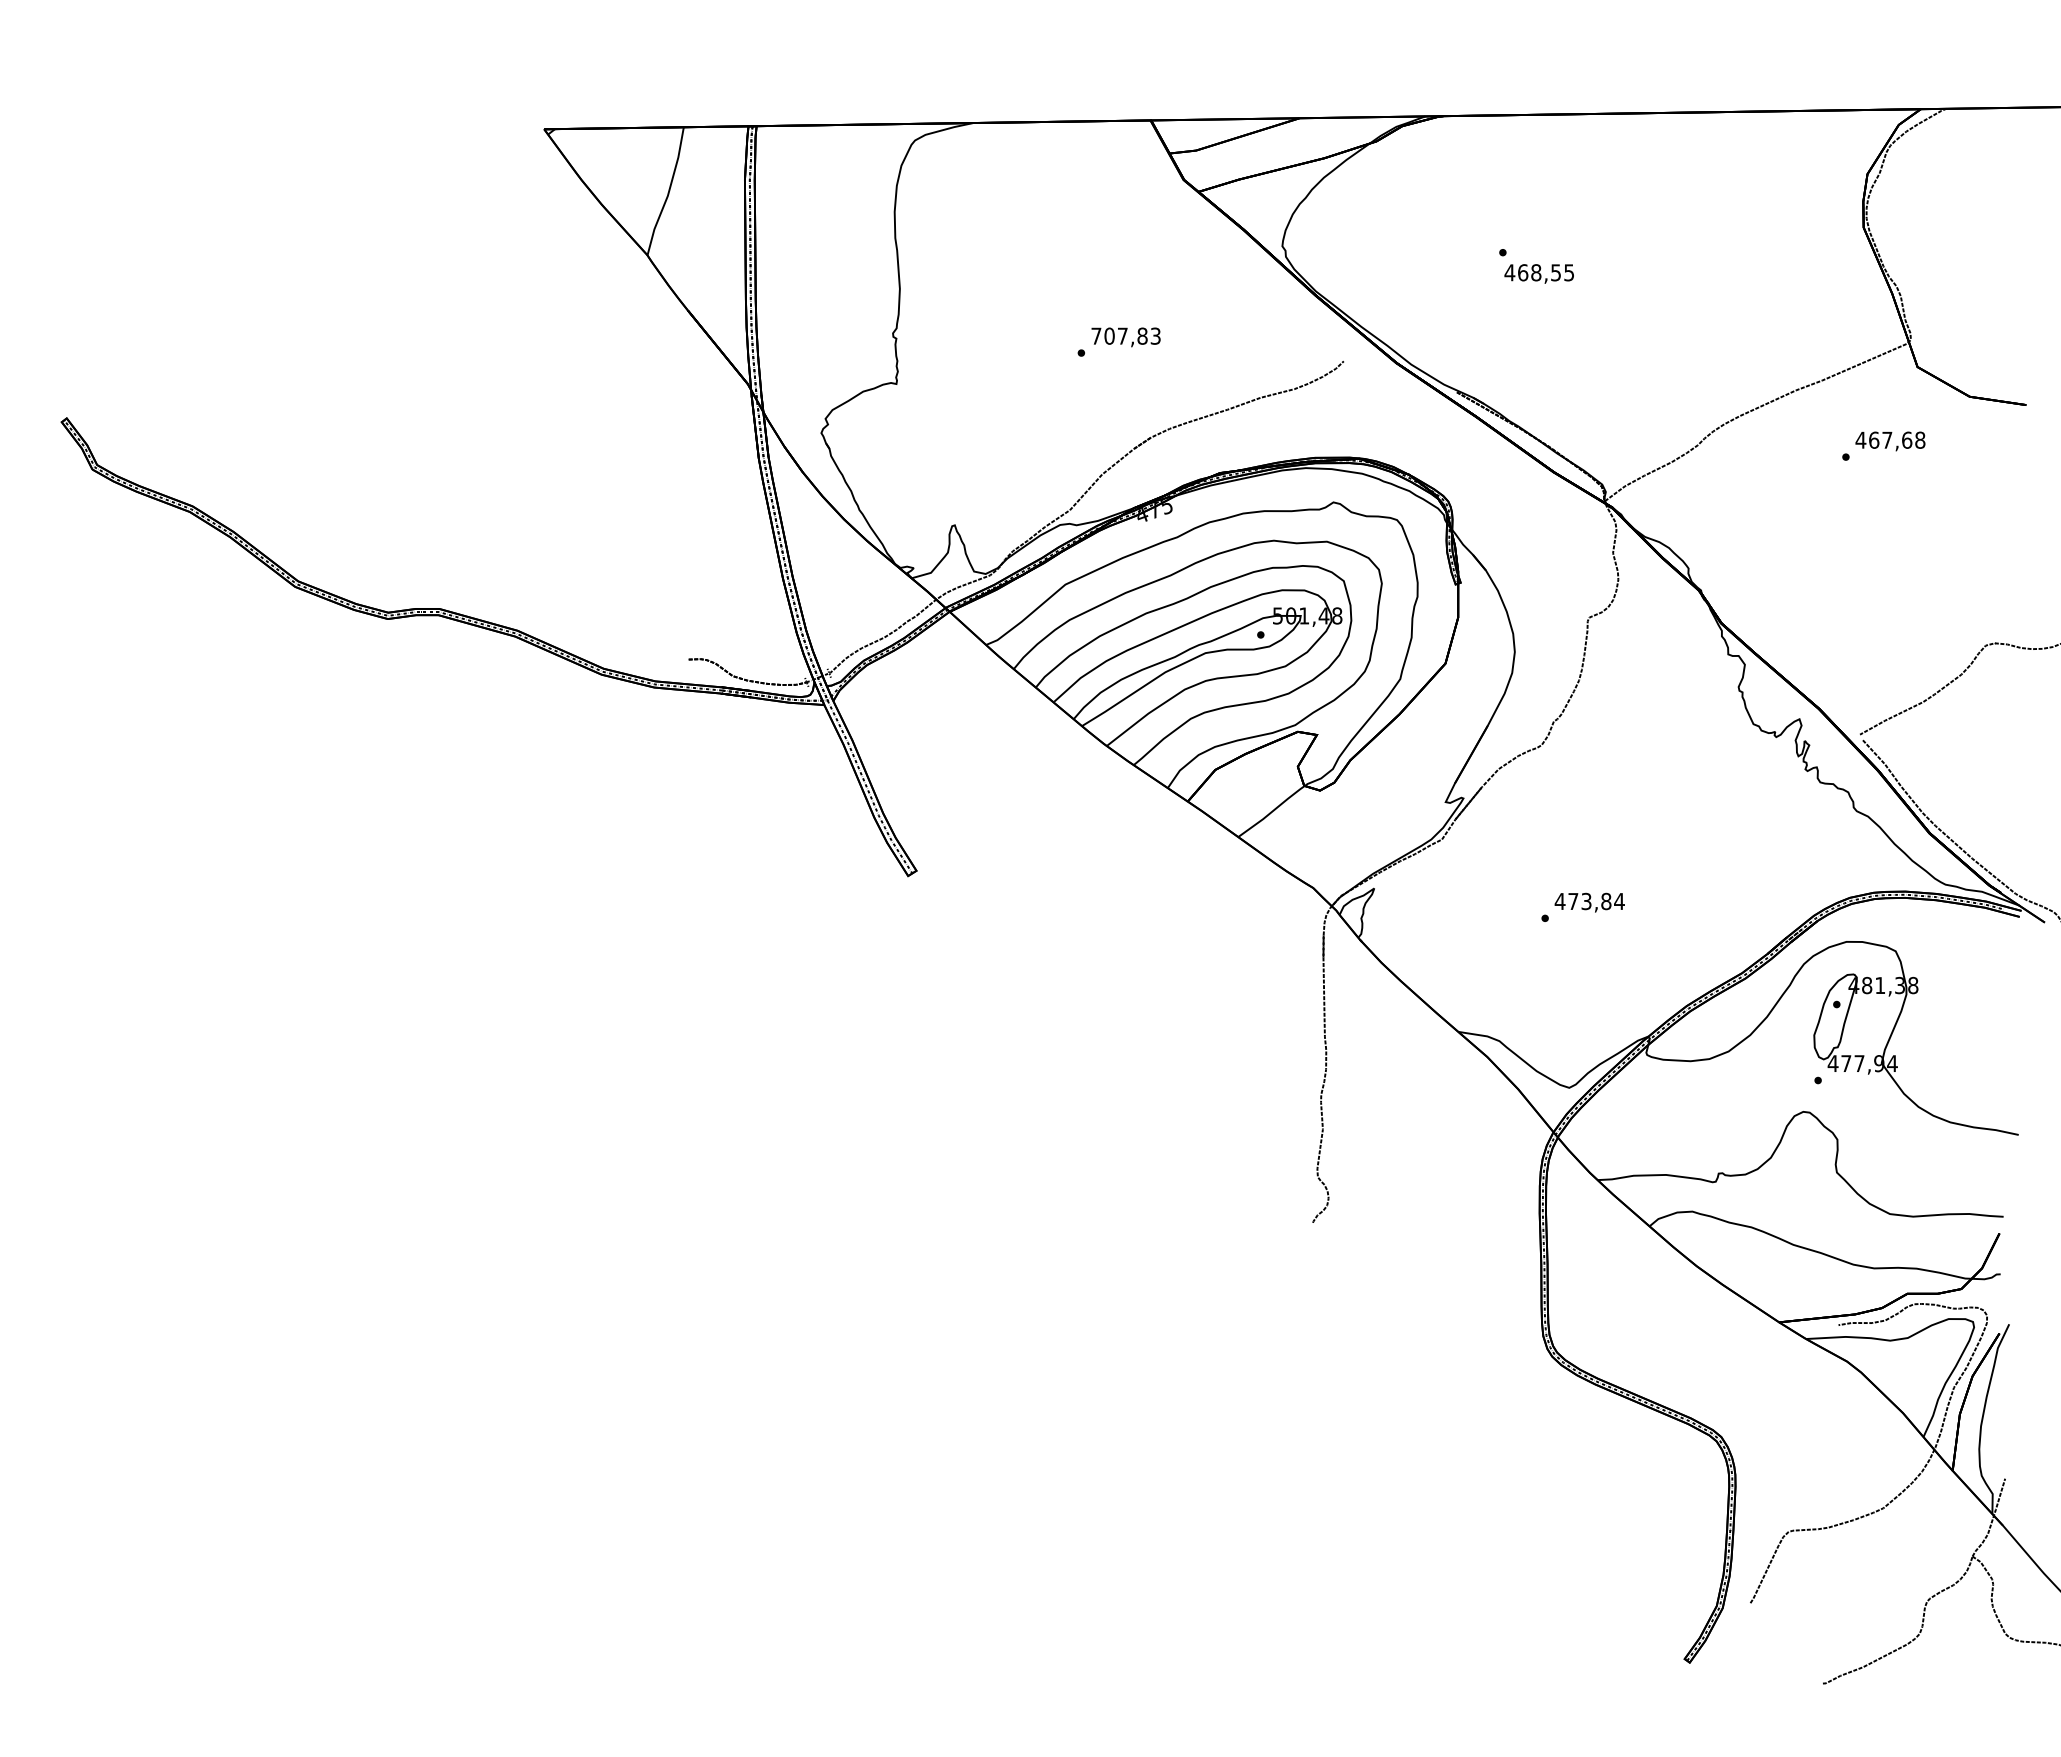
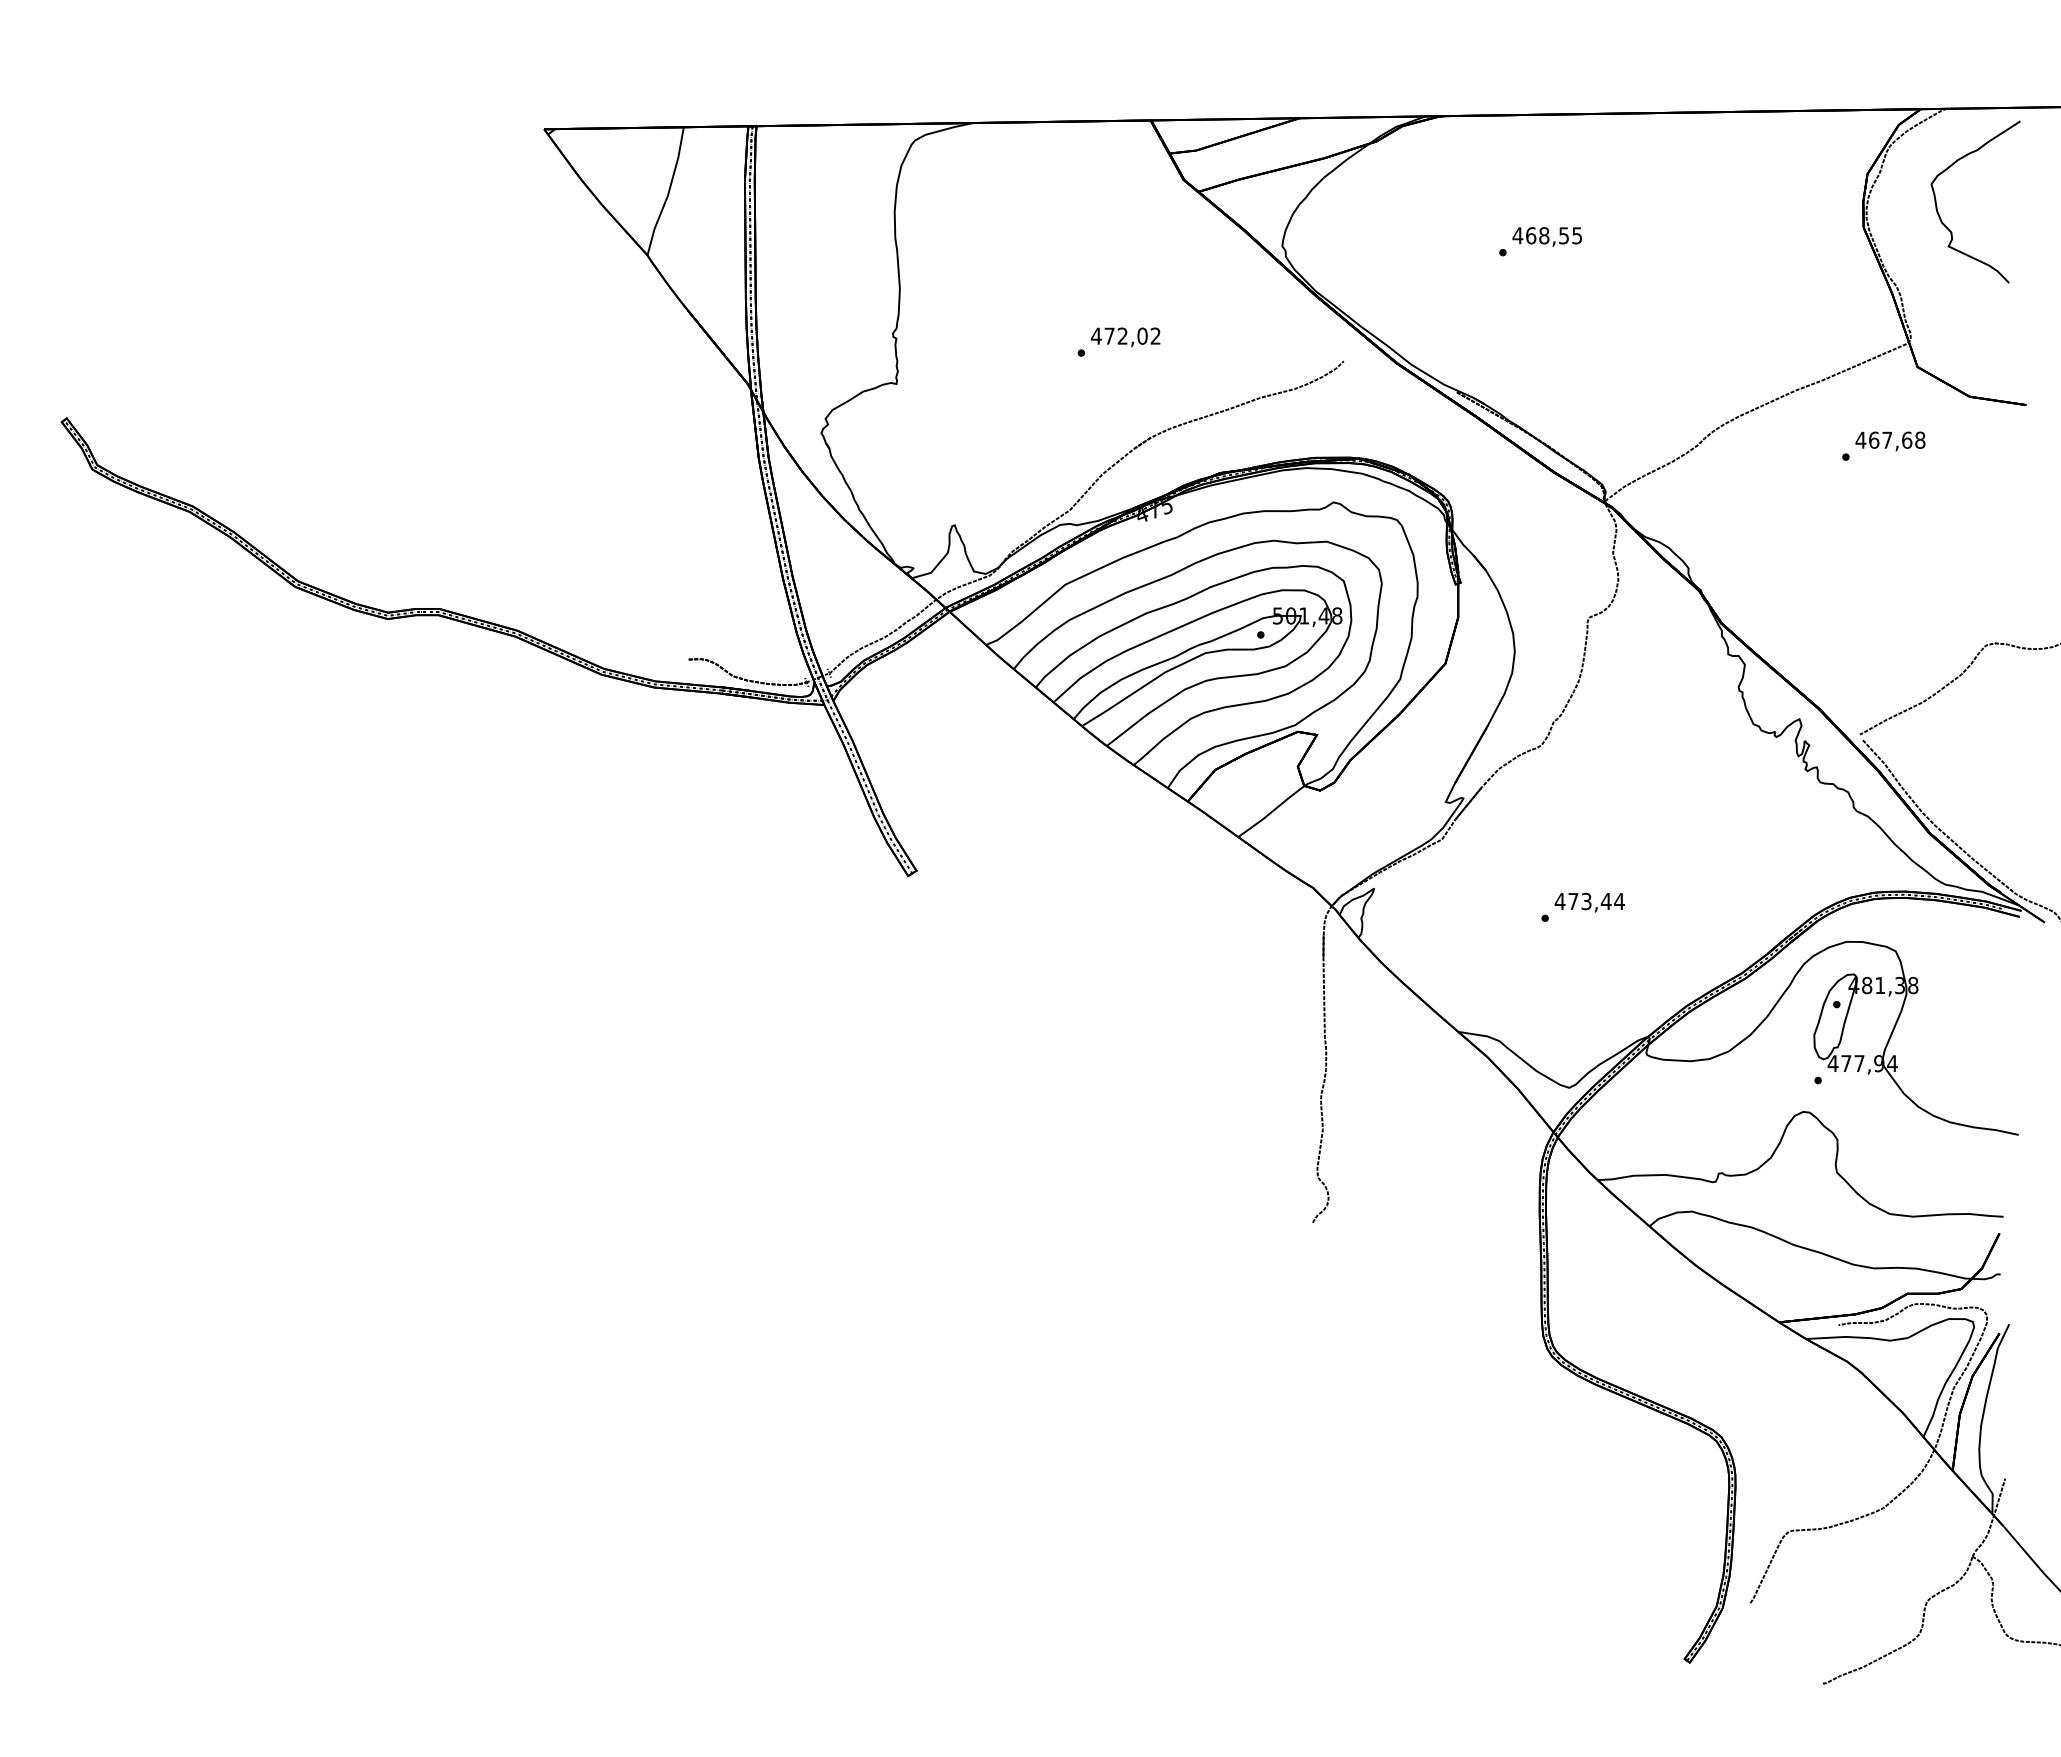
curve: none -> present (1946, 225)
text position: (1538, 273) -> (1546, 236) (1546, 236)
text: 707,83 -> 472,02 (1125, 335)
text: 473,84 -> 473,44 (1605, 901)
